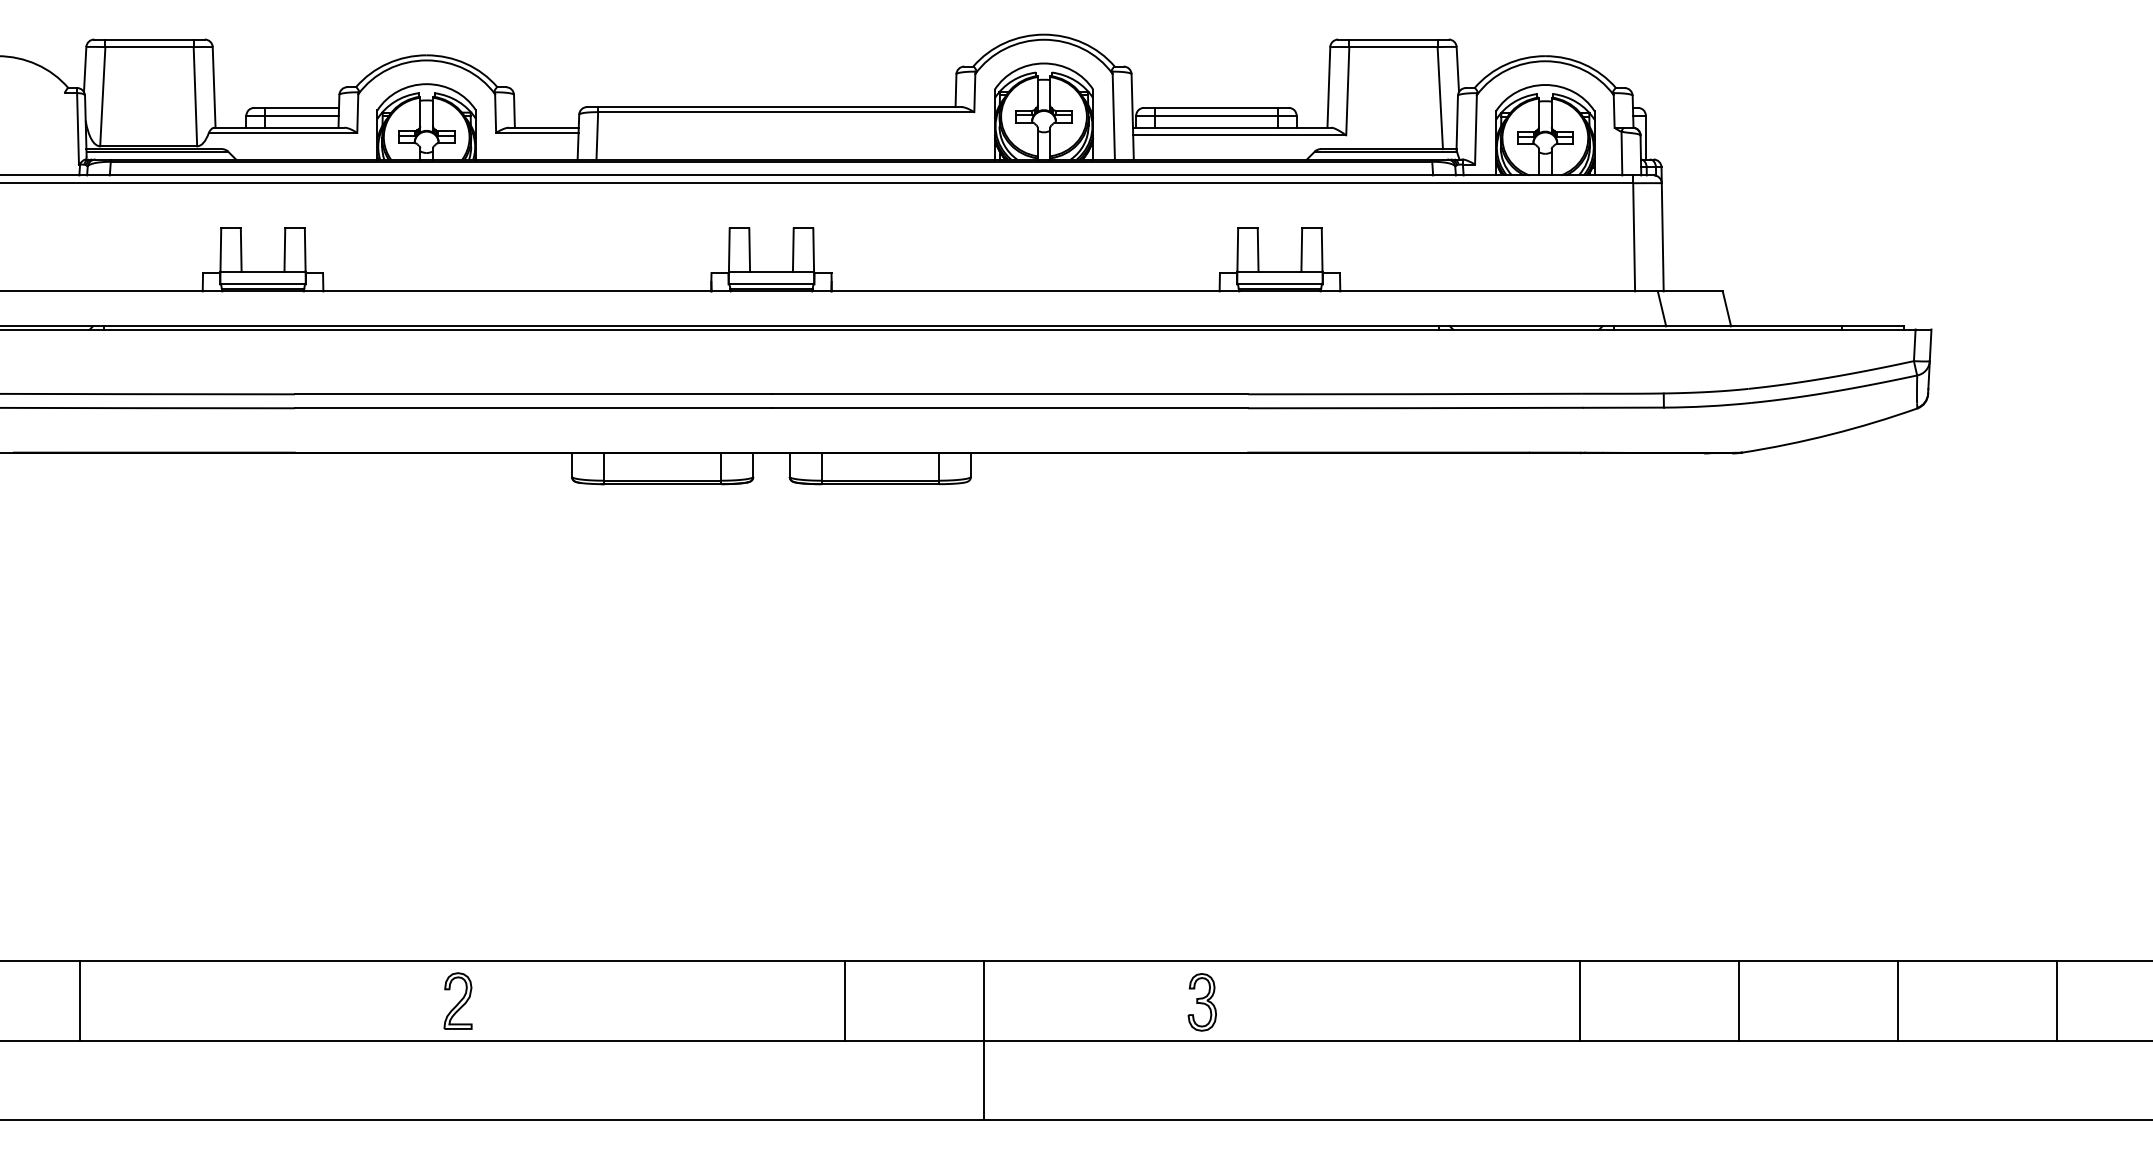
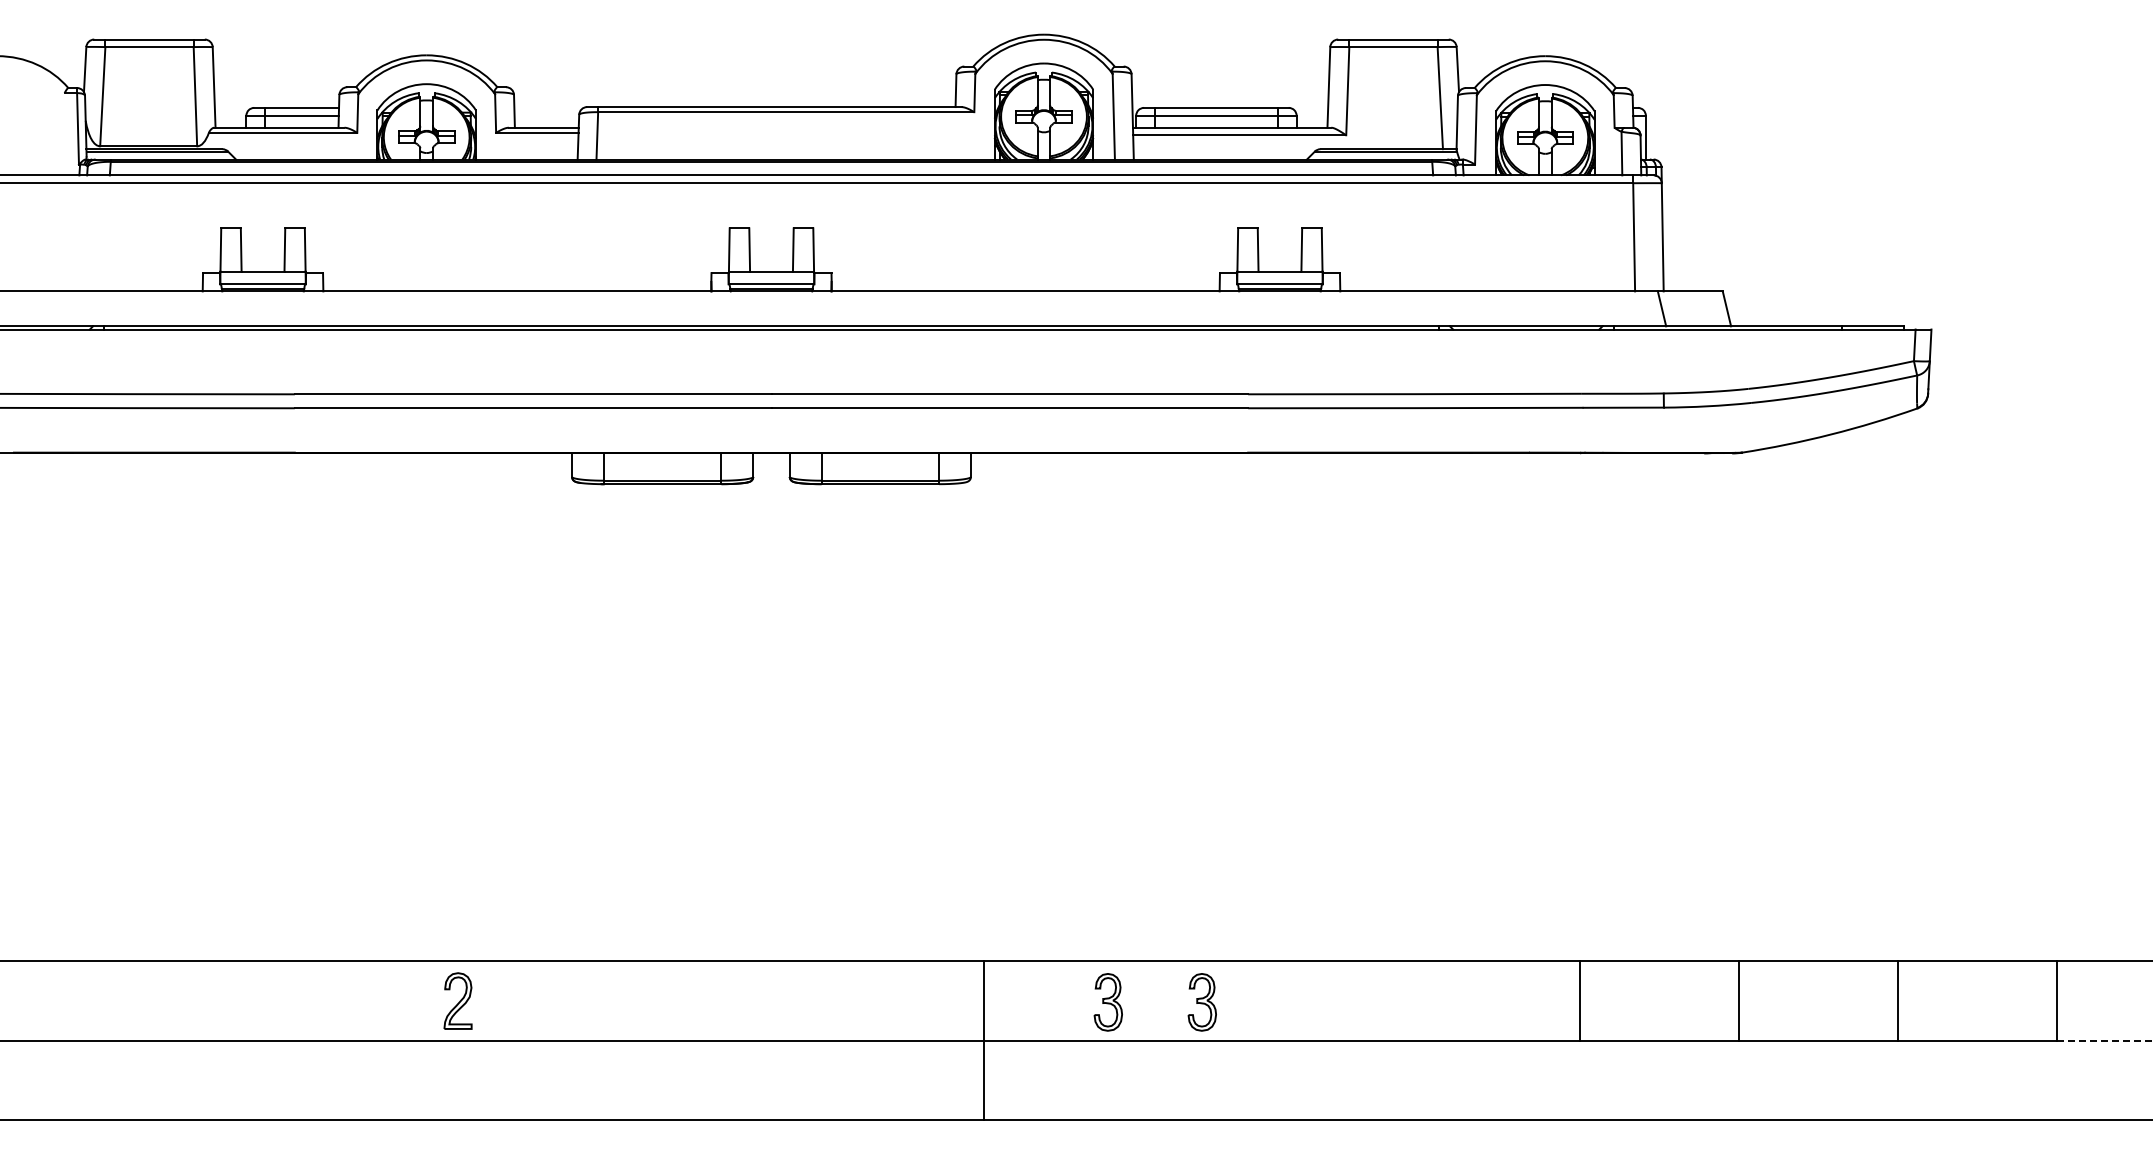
line: present -> none (80, 1000)
line: present -> none (845, 1000)
part: none -> present (1107, 1002)
line: solid -> dashed (2104, 1040)
